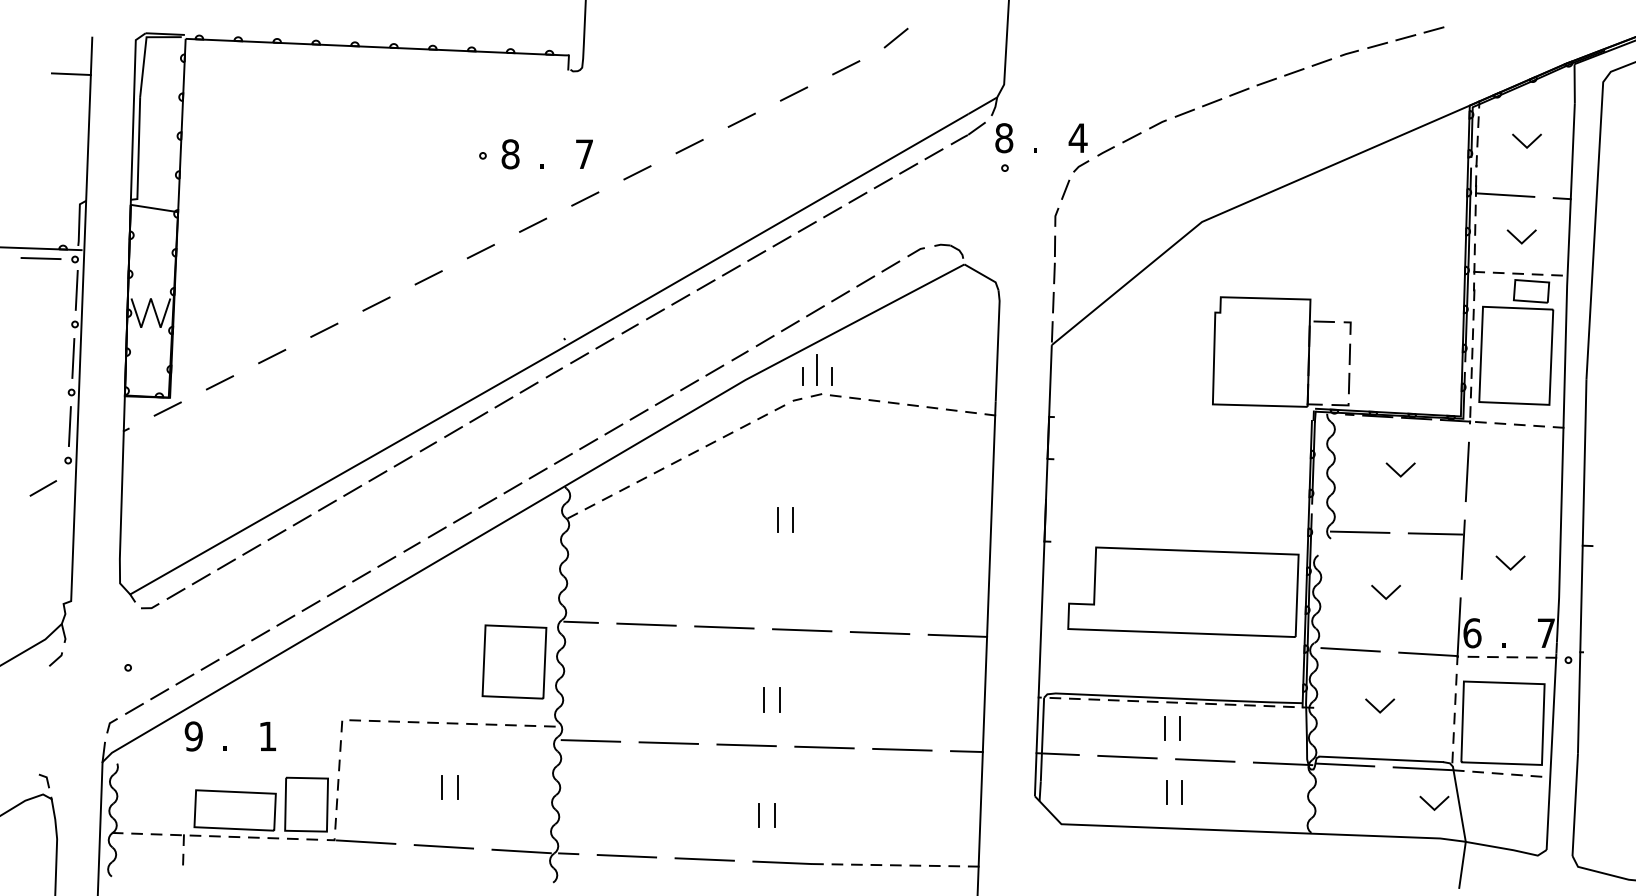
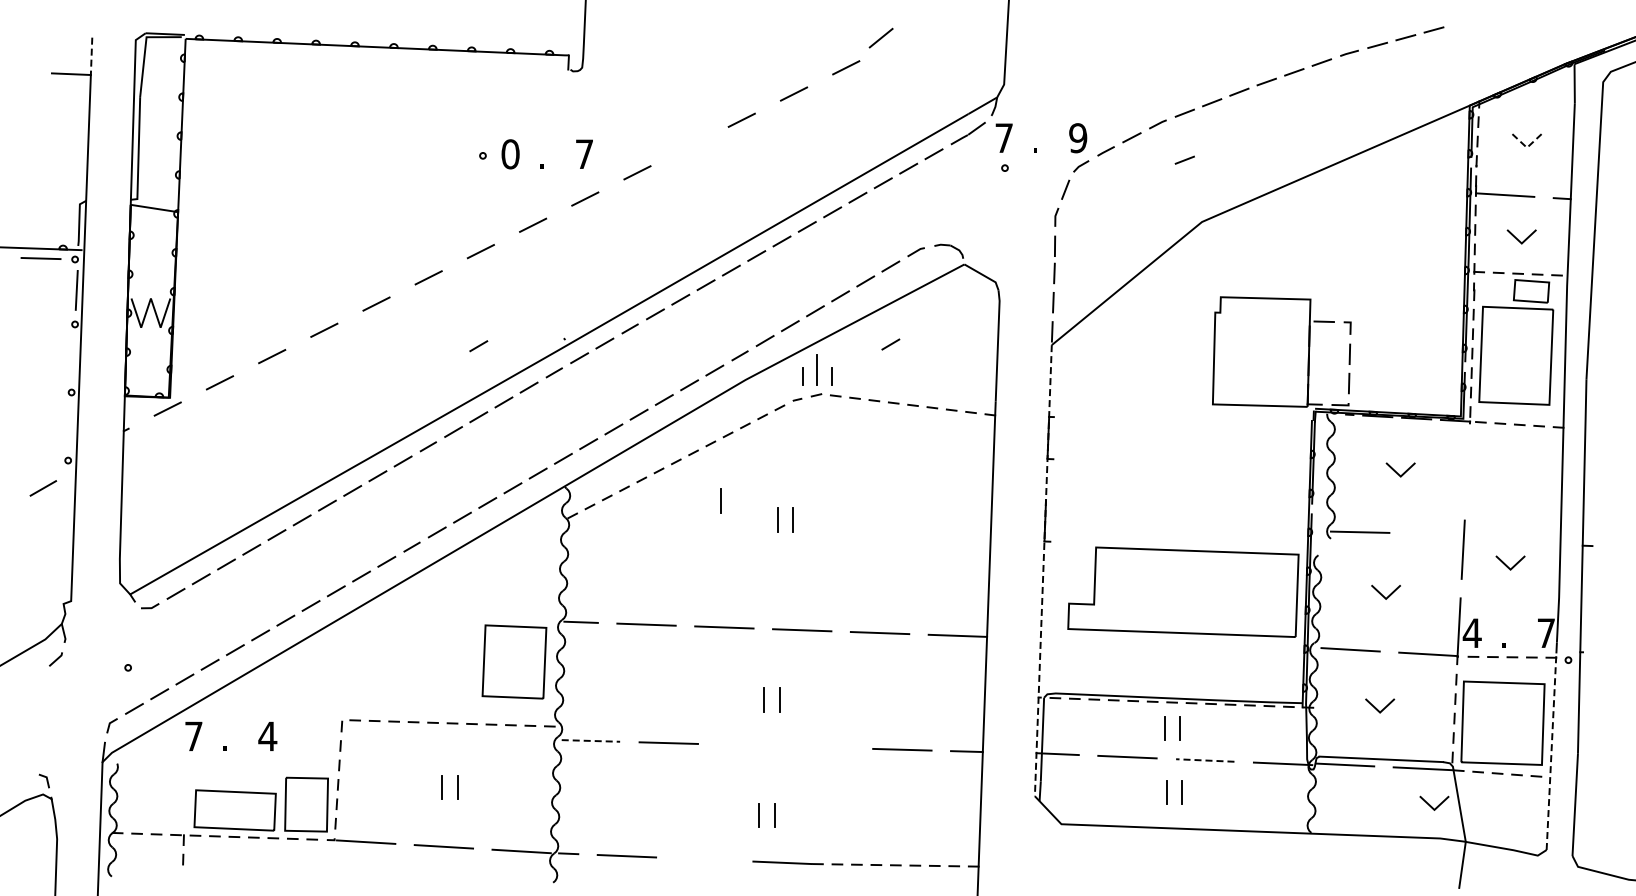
line position: (895, 37) -> (880, 37) (880, 37)
line: solid -> dashed (91, 56)
text: 8 -> 7 (1004, 138)
text: 4 -> 9 (1077, 138)
line: present -> none (689, 146)
line: solid -> dashed (1527, 147)
text: 8 -> 0 (510, 154)
line: none -> present (1184, 159)
line: none -> present (890, 344)
line: none -> present (478, 346)
line: present -> none (73, 358)
line: present -> none (69, 426)
line: present -> none (1466, 471)
line: none -> present (720, 500)
line: present -> none (1435, 533)
line: solid -> dashed (1043, 570)
text: 6 -> 4 (1471, 633)
text: 9 -> 7 (193, 736)
text: 1 -> 4 (267, 736)
line: solid -> dashed (591, 740)
line: present -> none (746, 745)
line: present -> none (824, 747)
line: solid -> dashed (1551, 751)
line: solid -> dashed (1204, 760)
line: present -> none (704, 859)
